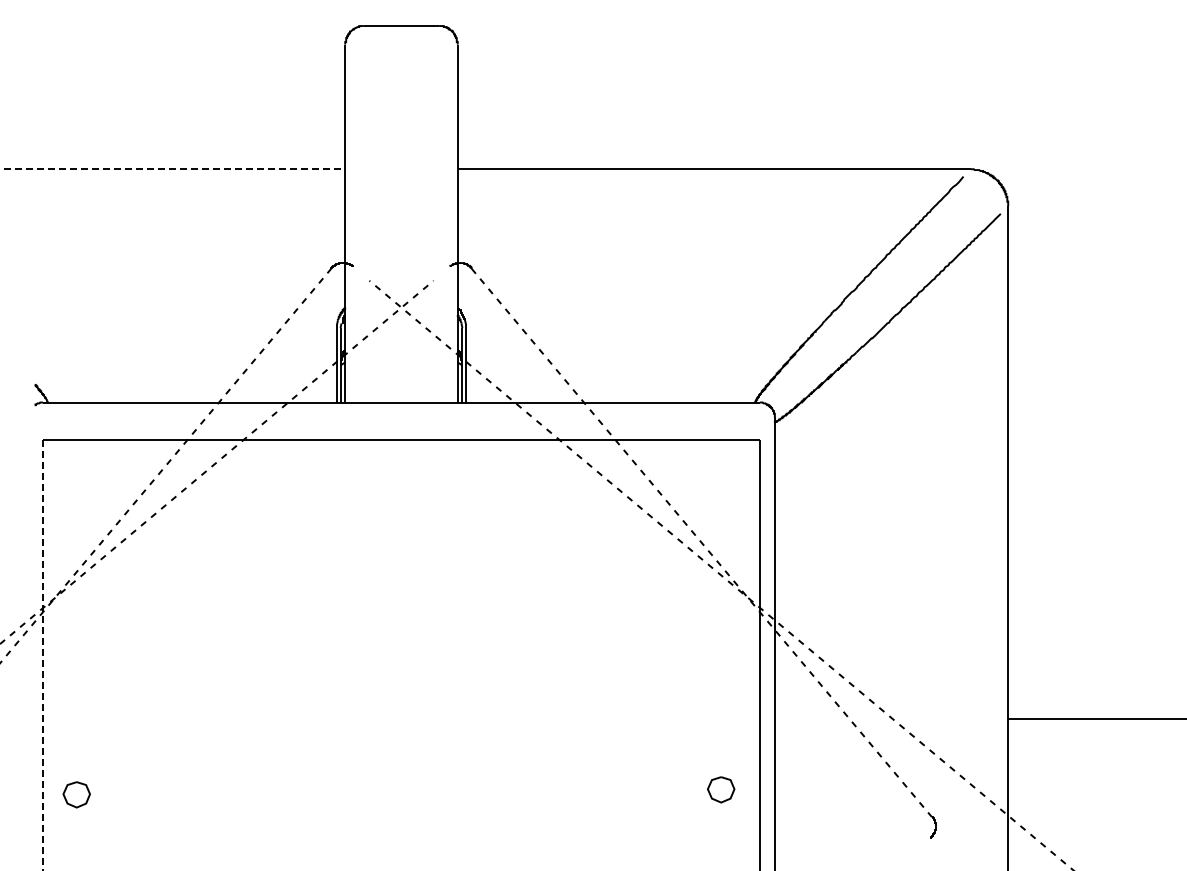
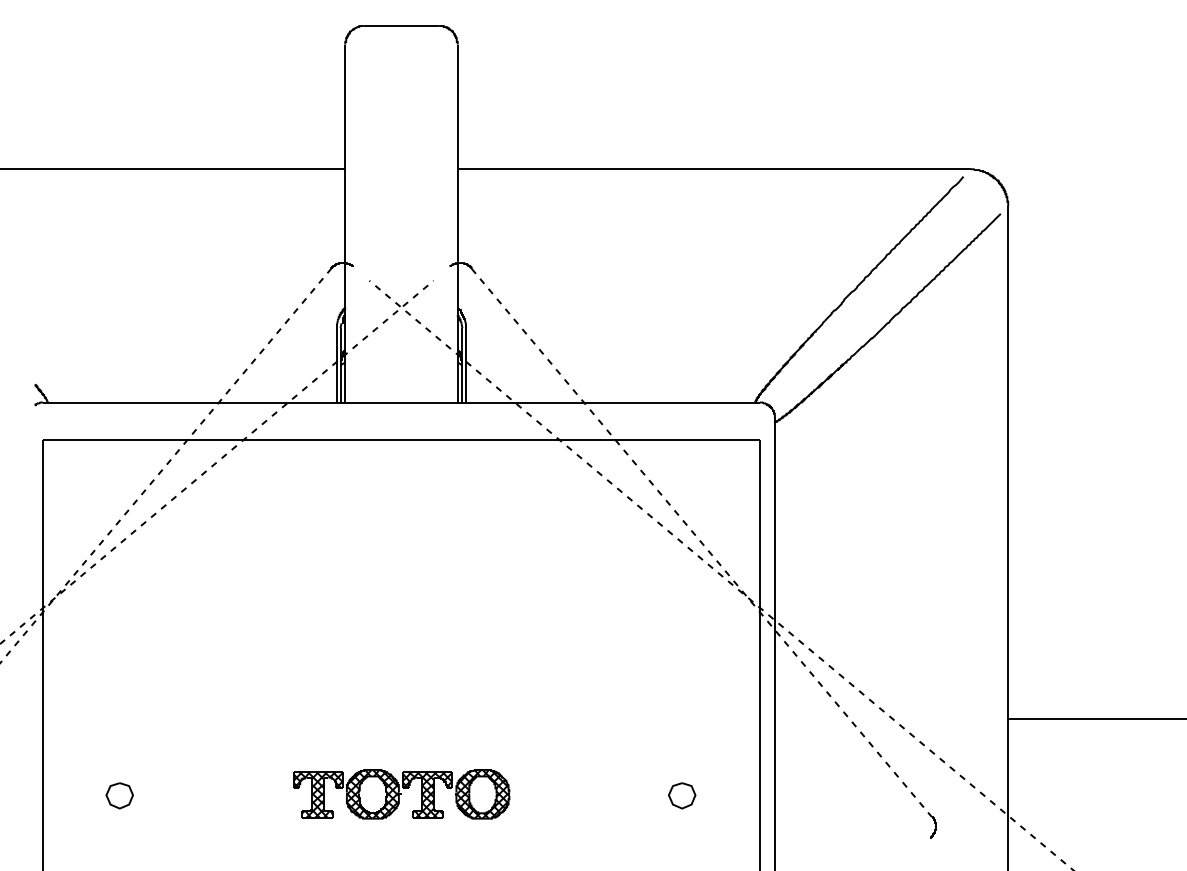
line: dashed -> solid (173, 169)
line: dashed -> solid (43, 655)
part position: (721, 789) -> (682, 795) (682, 795)
part position: (76, 794) -> (119, 795) (119, 795)
part: none -> present (401, 794)
